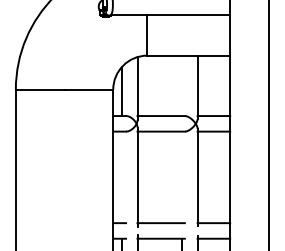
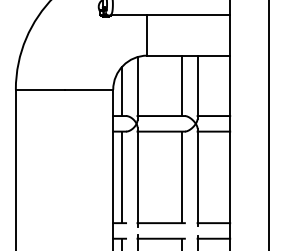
line: none -> present (182, 85)
line: none -> present (121, 177)
line: none -> present (182, 177)
